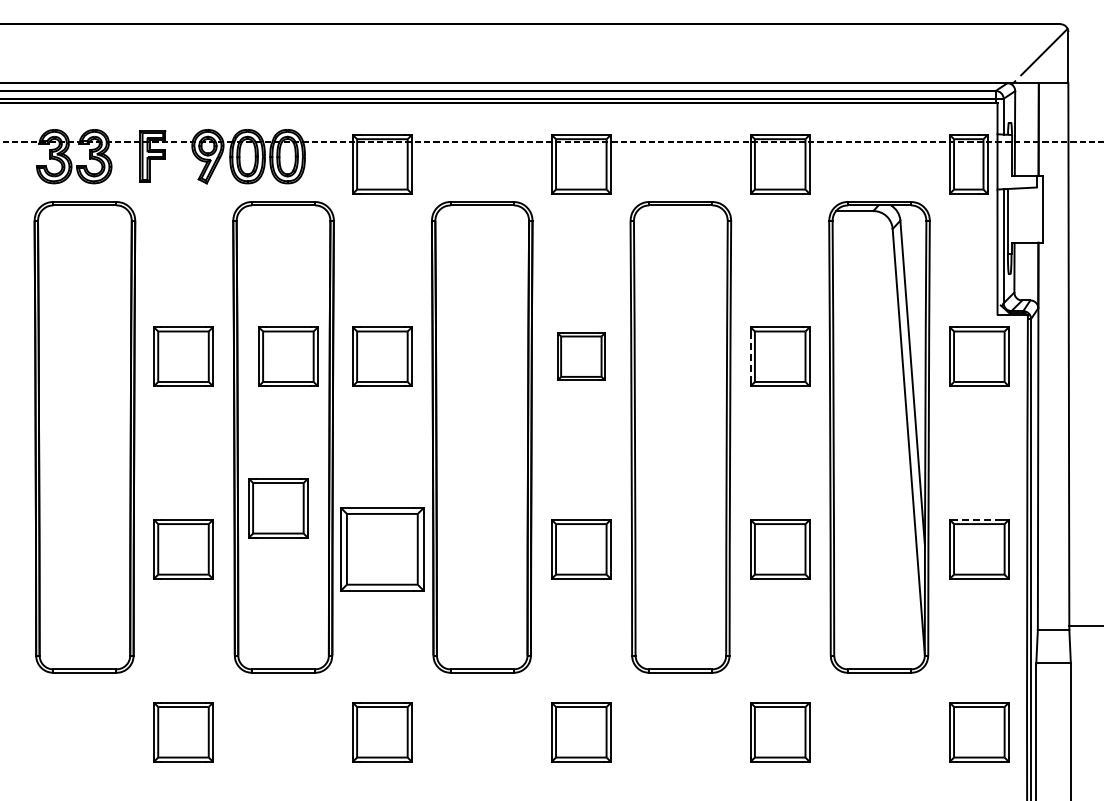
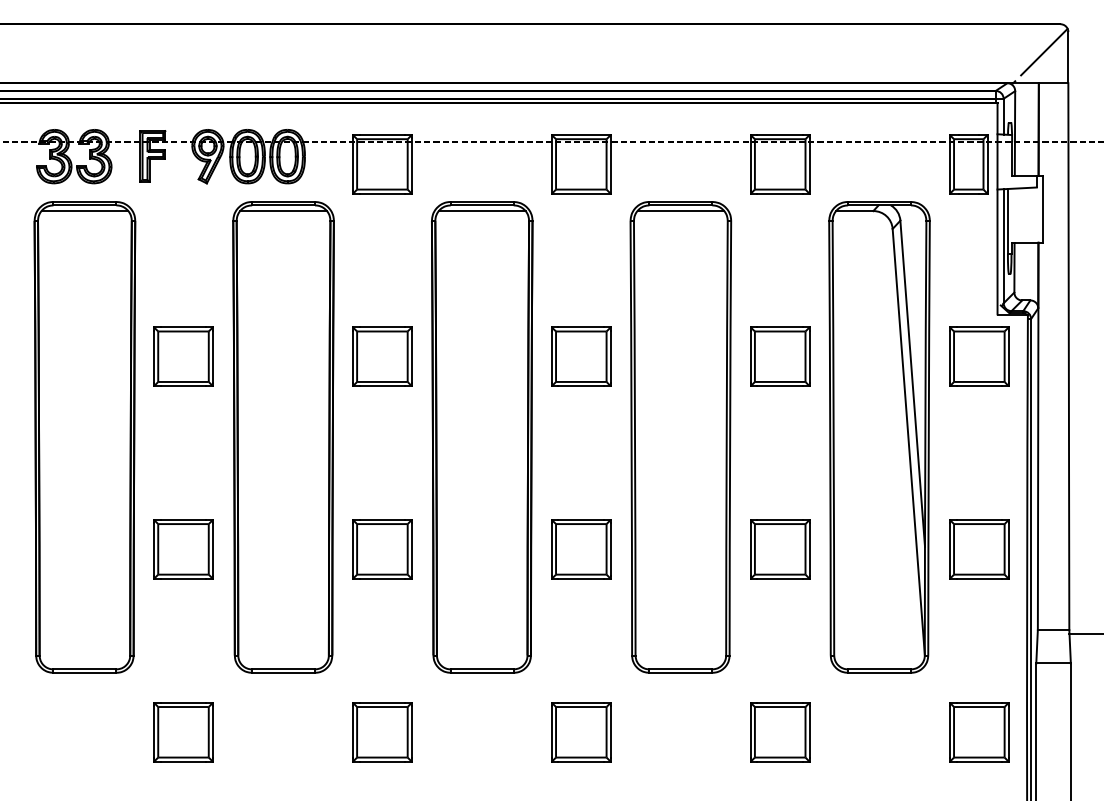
line: none -> present (84, 211)
line: none -> present (283, 211)
line: none -> present (482, 211)
line: none -> present (680, 211)
part: present -> none (288, 356)
part size: 49x49 px -> 61x61 px (581, 356)
line: dashed -> solid (750, 356)
part: present -> none (278, 508)
line: dashed -> solid (979, 519)
part size: 85x85 px -> 61x61 px (382, 549)
line position: (1084, 625) -> (1084, 633) (1084, 633)
